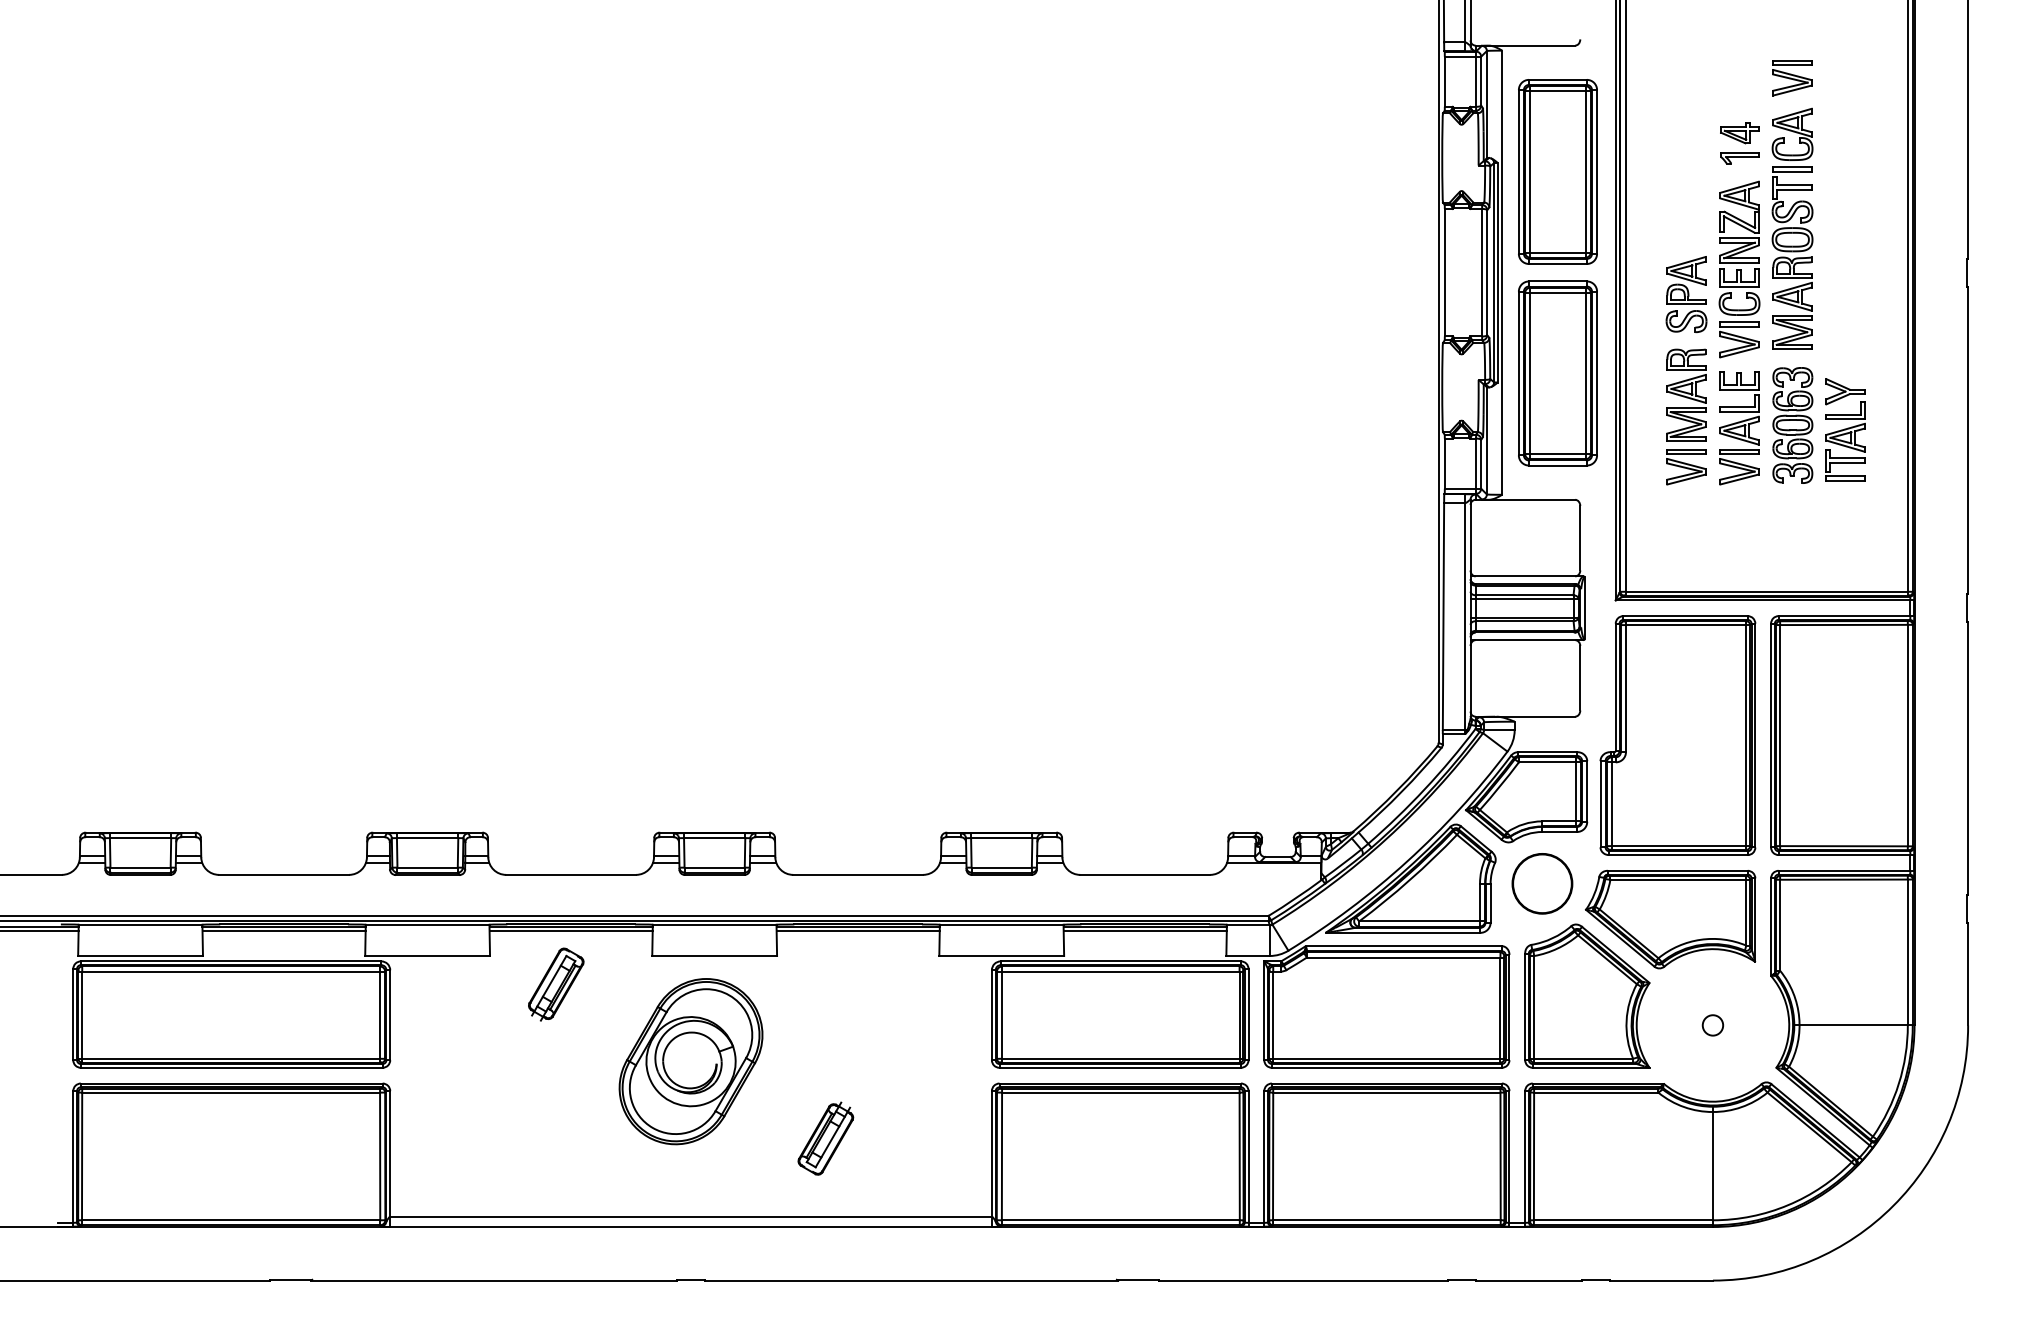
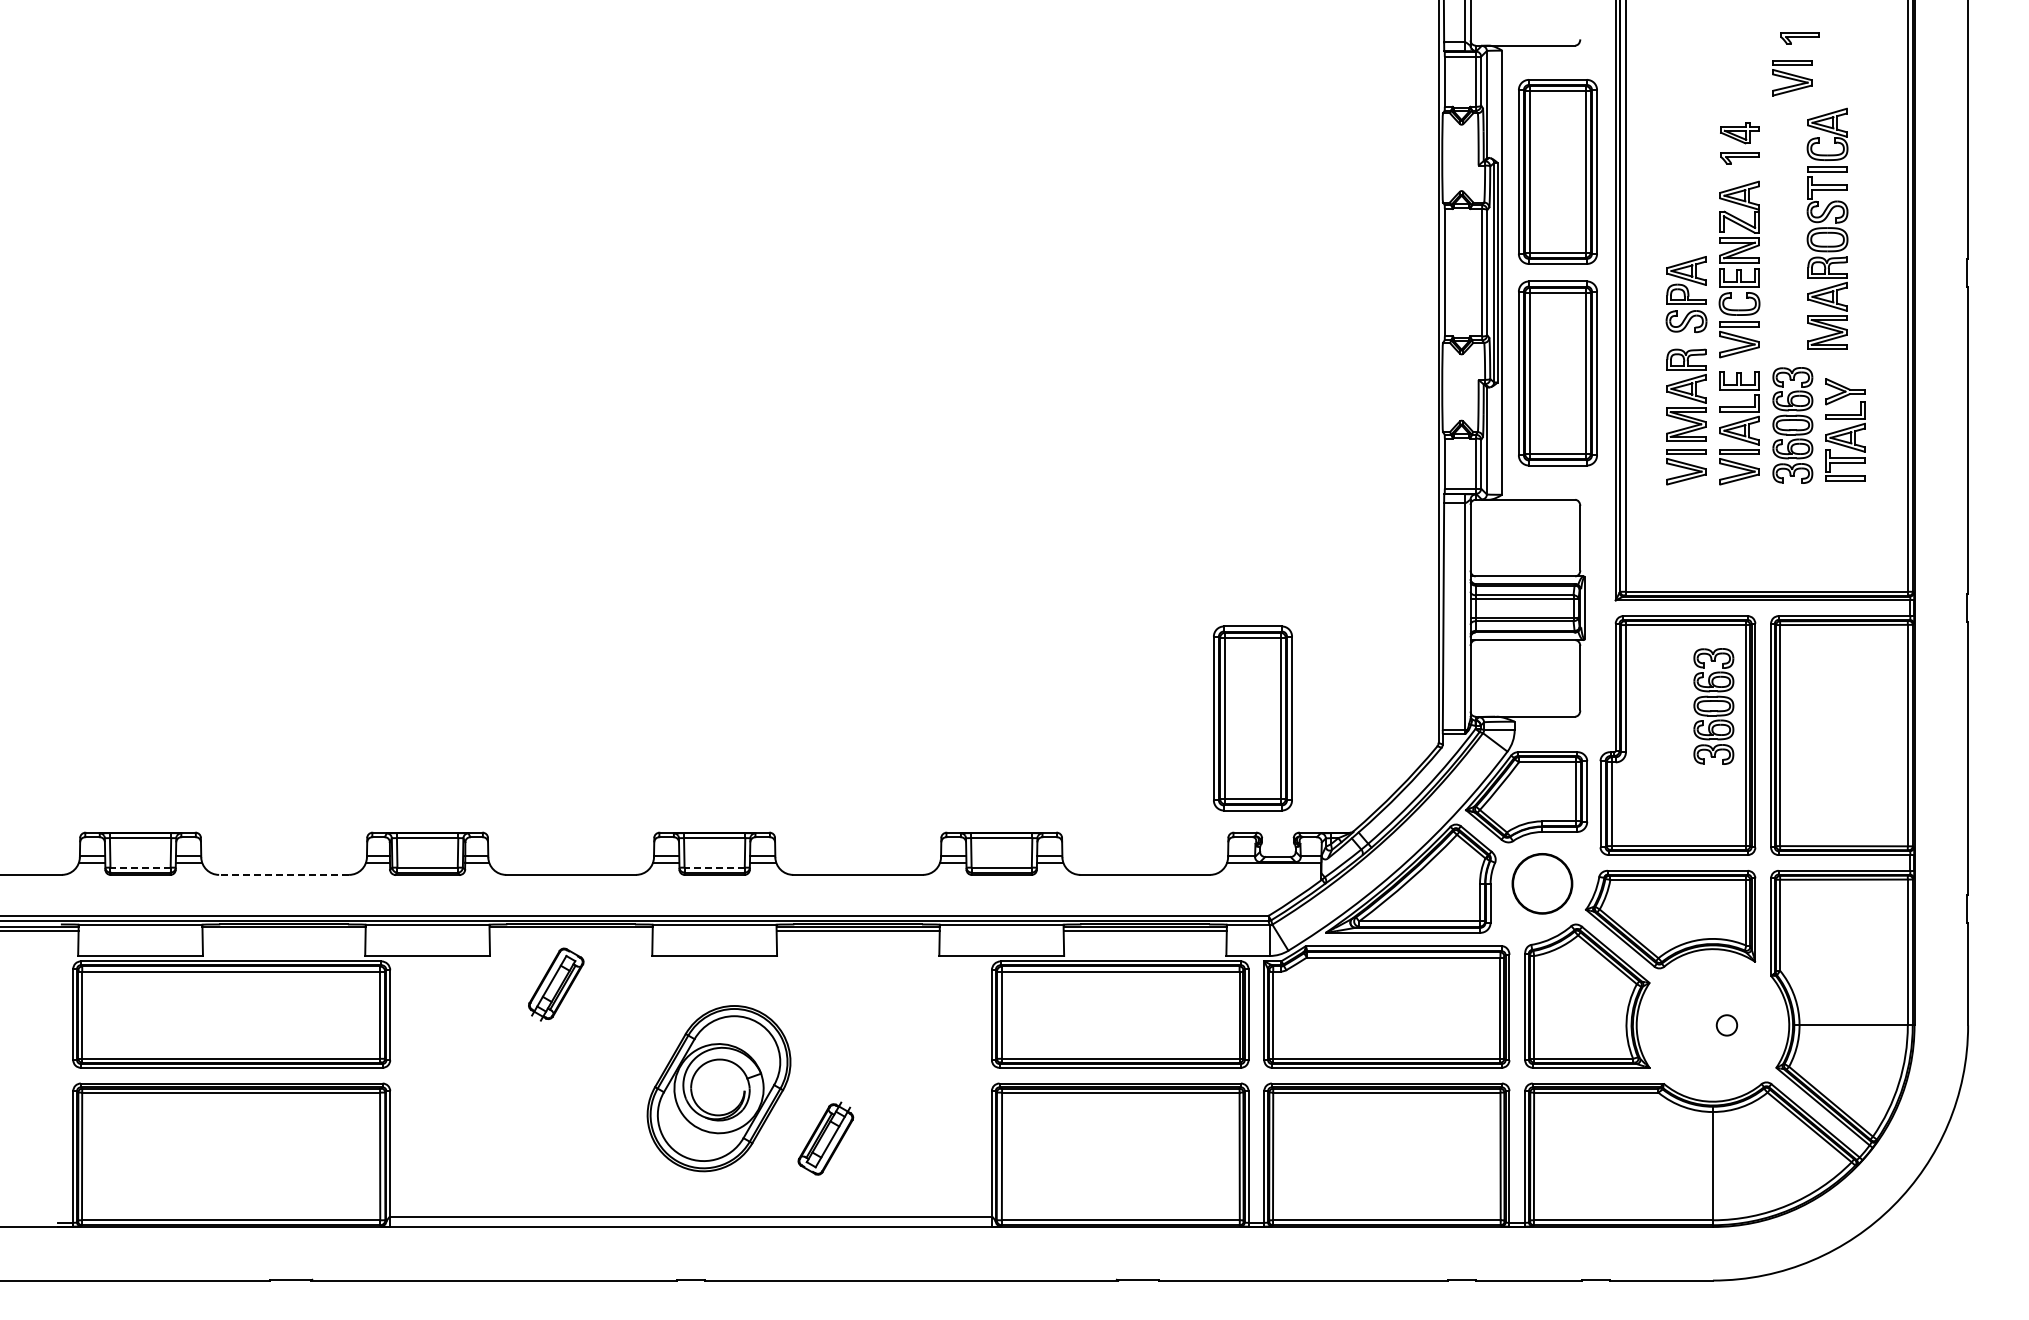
part: none -> present (1799, 38)
part position: (1792, 228) -> (1827, 228) (1827, 228)
part: none -> present (1713, 706)
part: none -> present (1252, 718)
line: solid -> dashed (140, 867)
line: solid -> dashed (714, 867)
line: solid -> dashed (284, 874)
line: present -> none (283, 930)
line: present -> none (570, 930)
circle position: (1712, 1025) -> (1726, 1025) (1726, 1025)
part position: (690, 1061) -> (718, 1088) (718, 1088)
